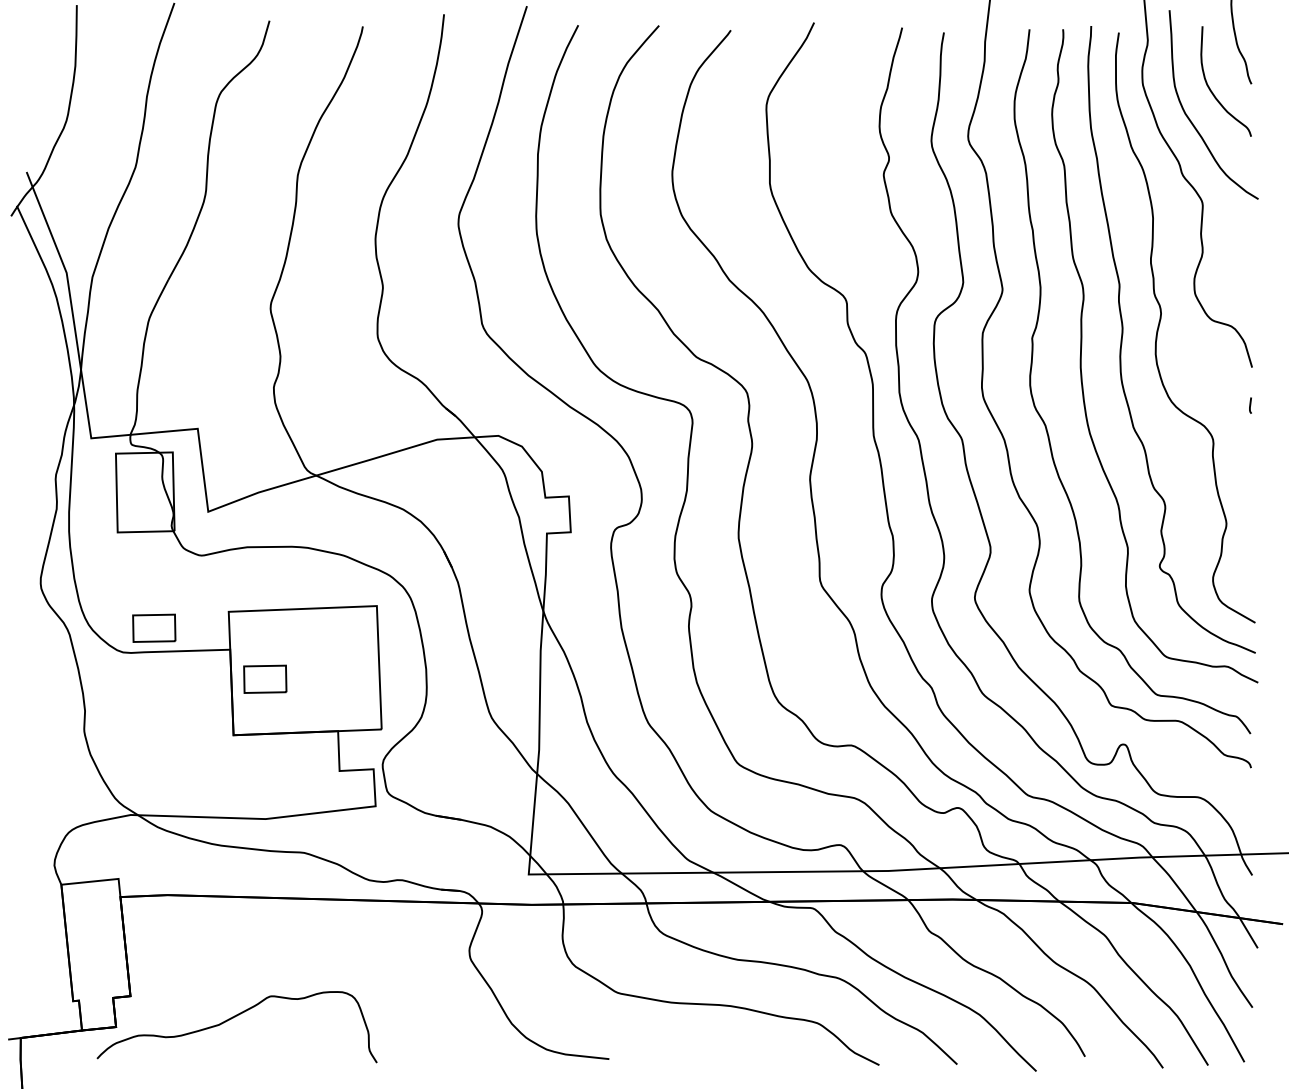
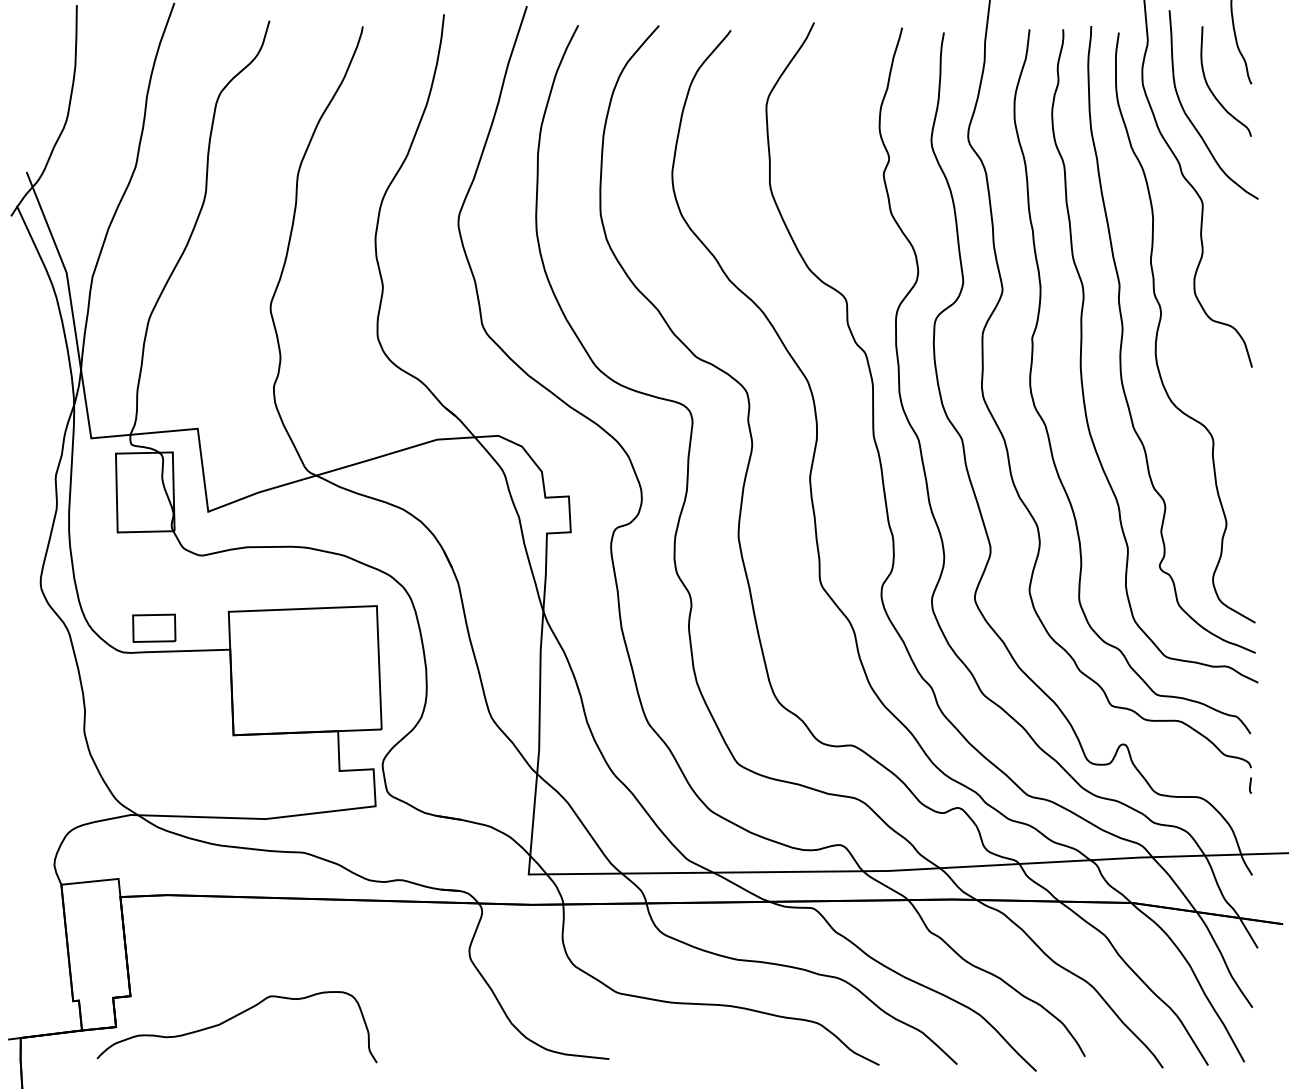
line position: (1250, 405) -> (1250, 785) (1250, 785)
part: present -> none (265, 678)
